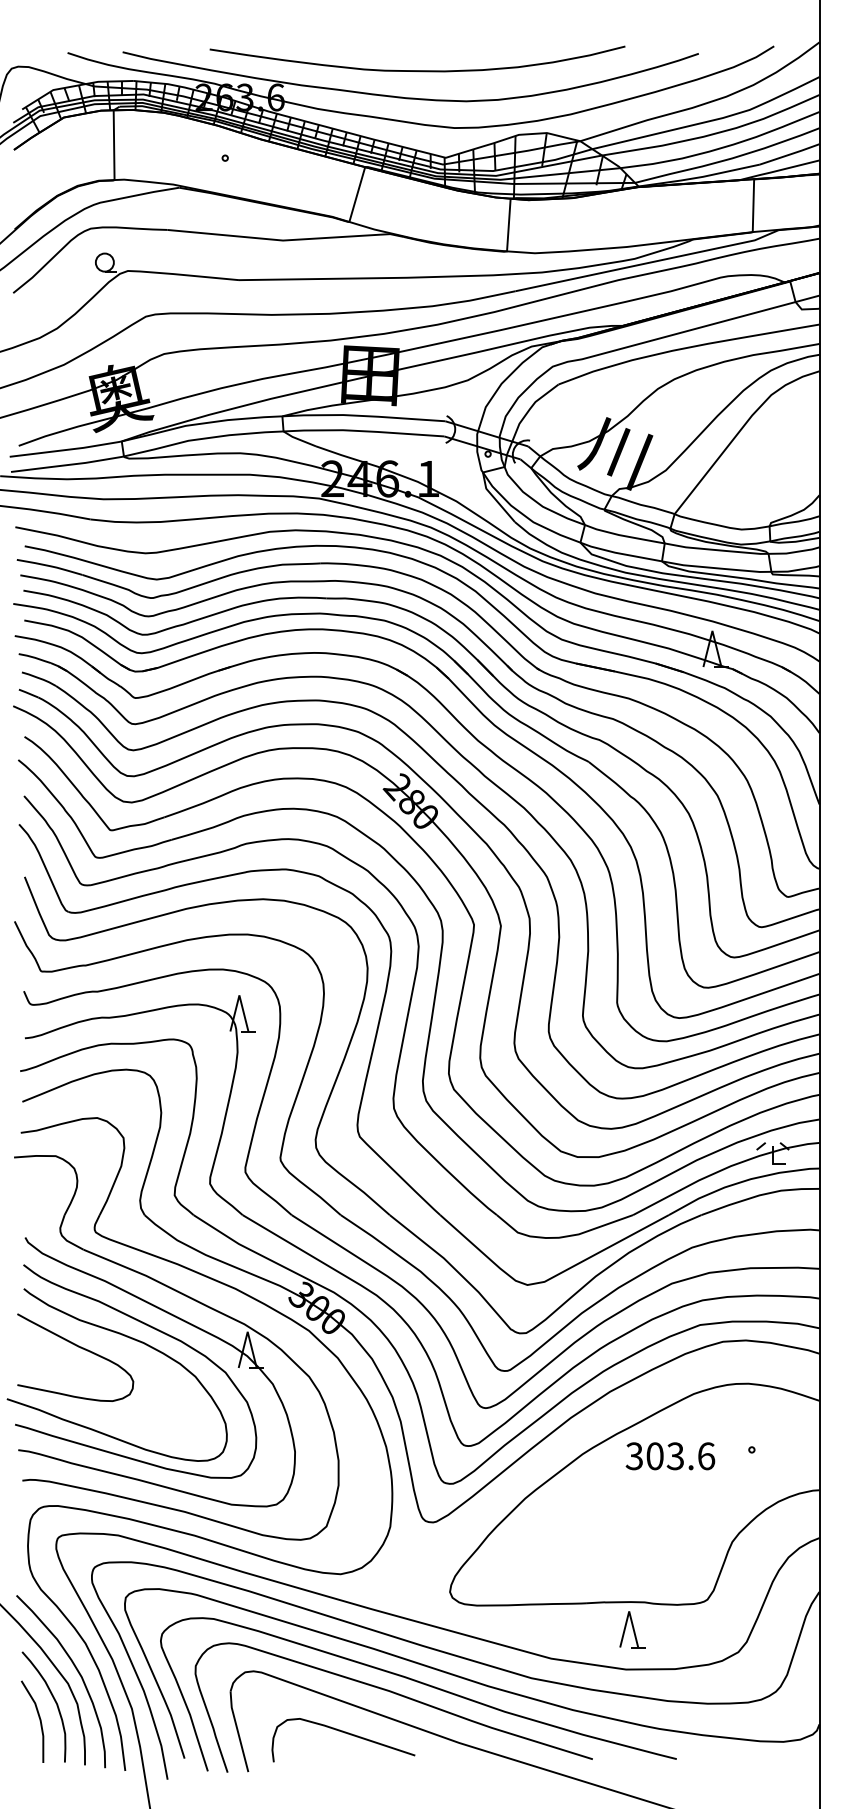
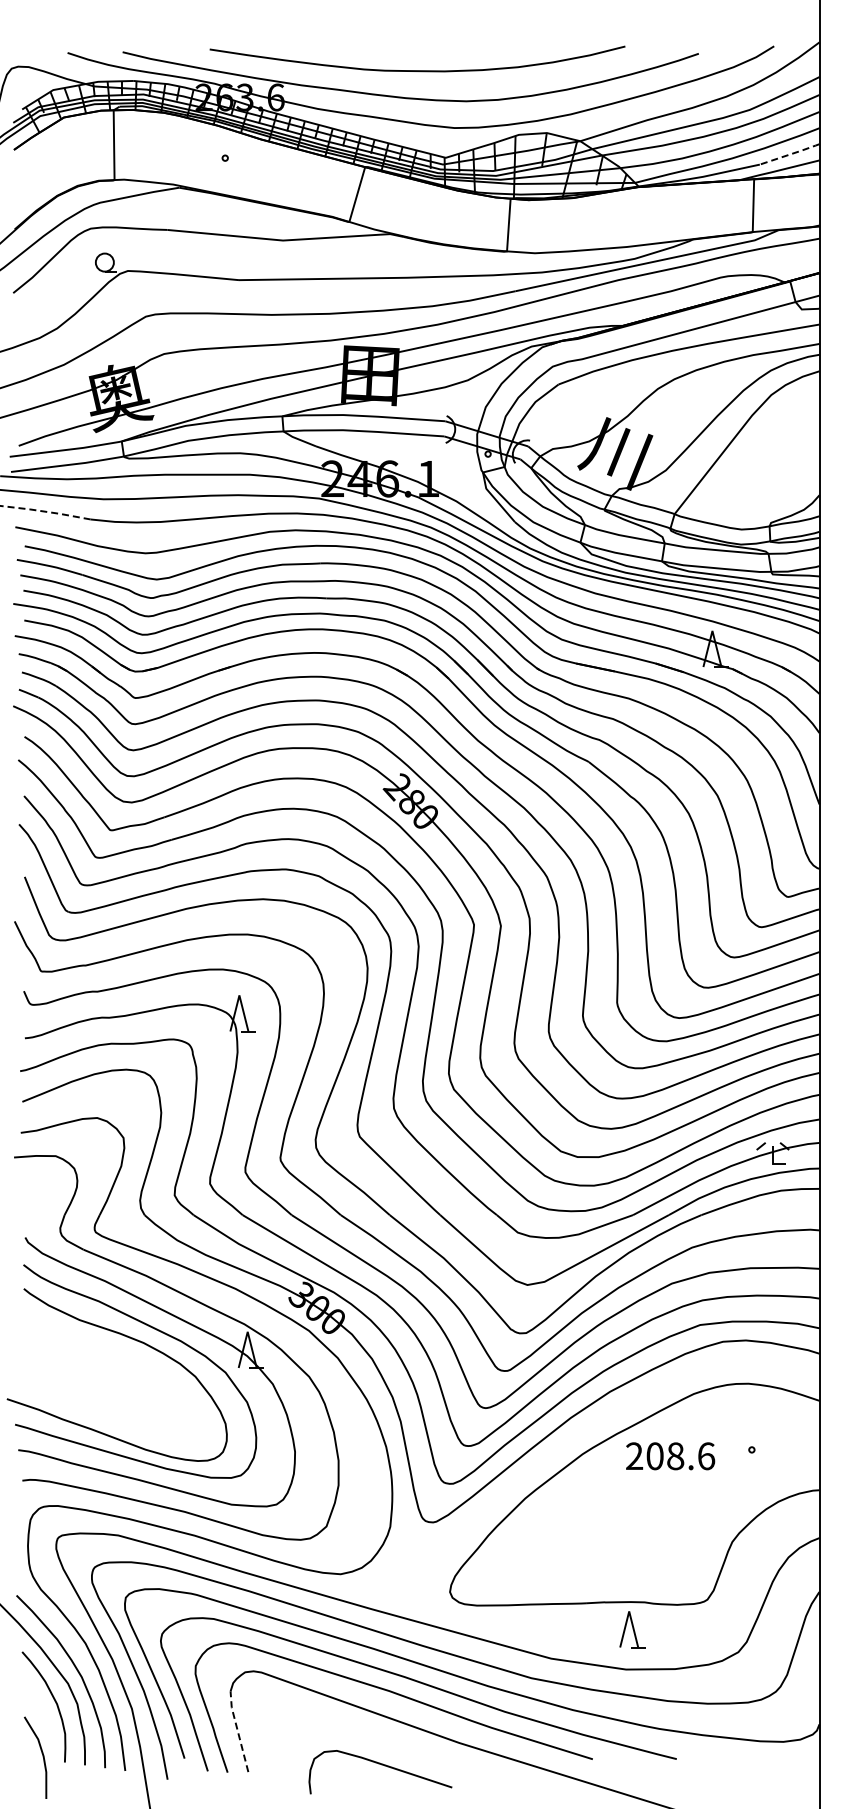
line: solid -> dashed (790, 154)
line: solid -> dashed (45, 511)
curve: present -> none (80, 1348)
text: 303.6 -> 208.6 (654, 1456)
line position: (39, 1721) -> (42, 1757) (42, 1757)
line: solid -> dashed (237, 1730)
curve position: (344, 1733) -> (381, 1765) (381, 1765)
